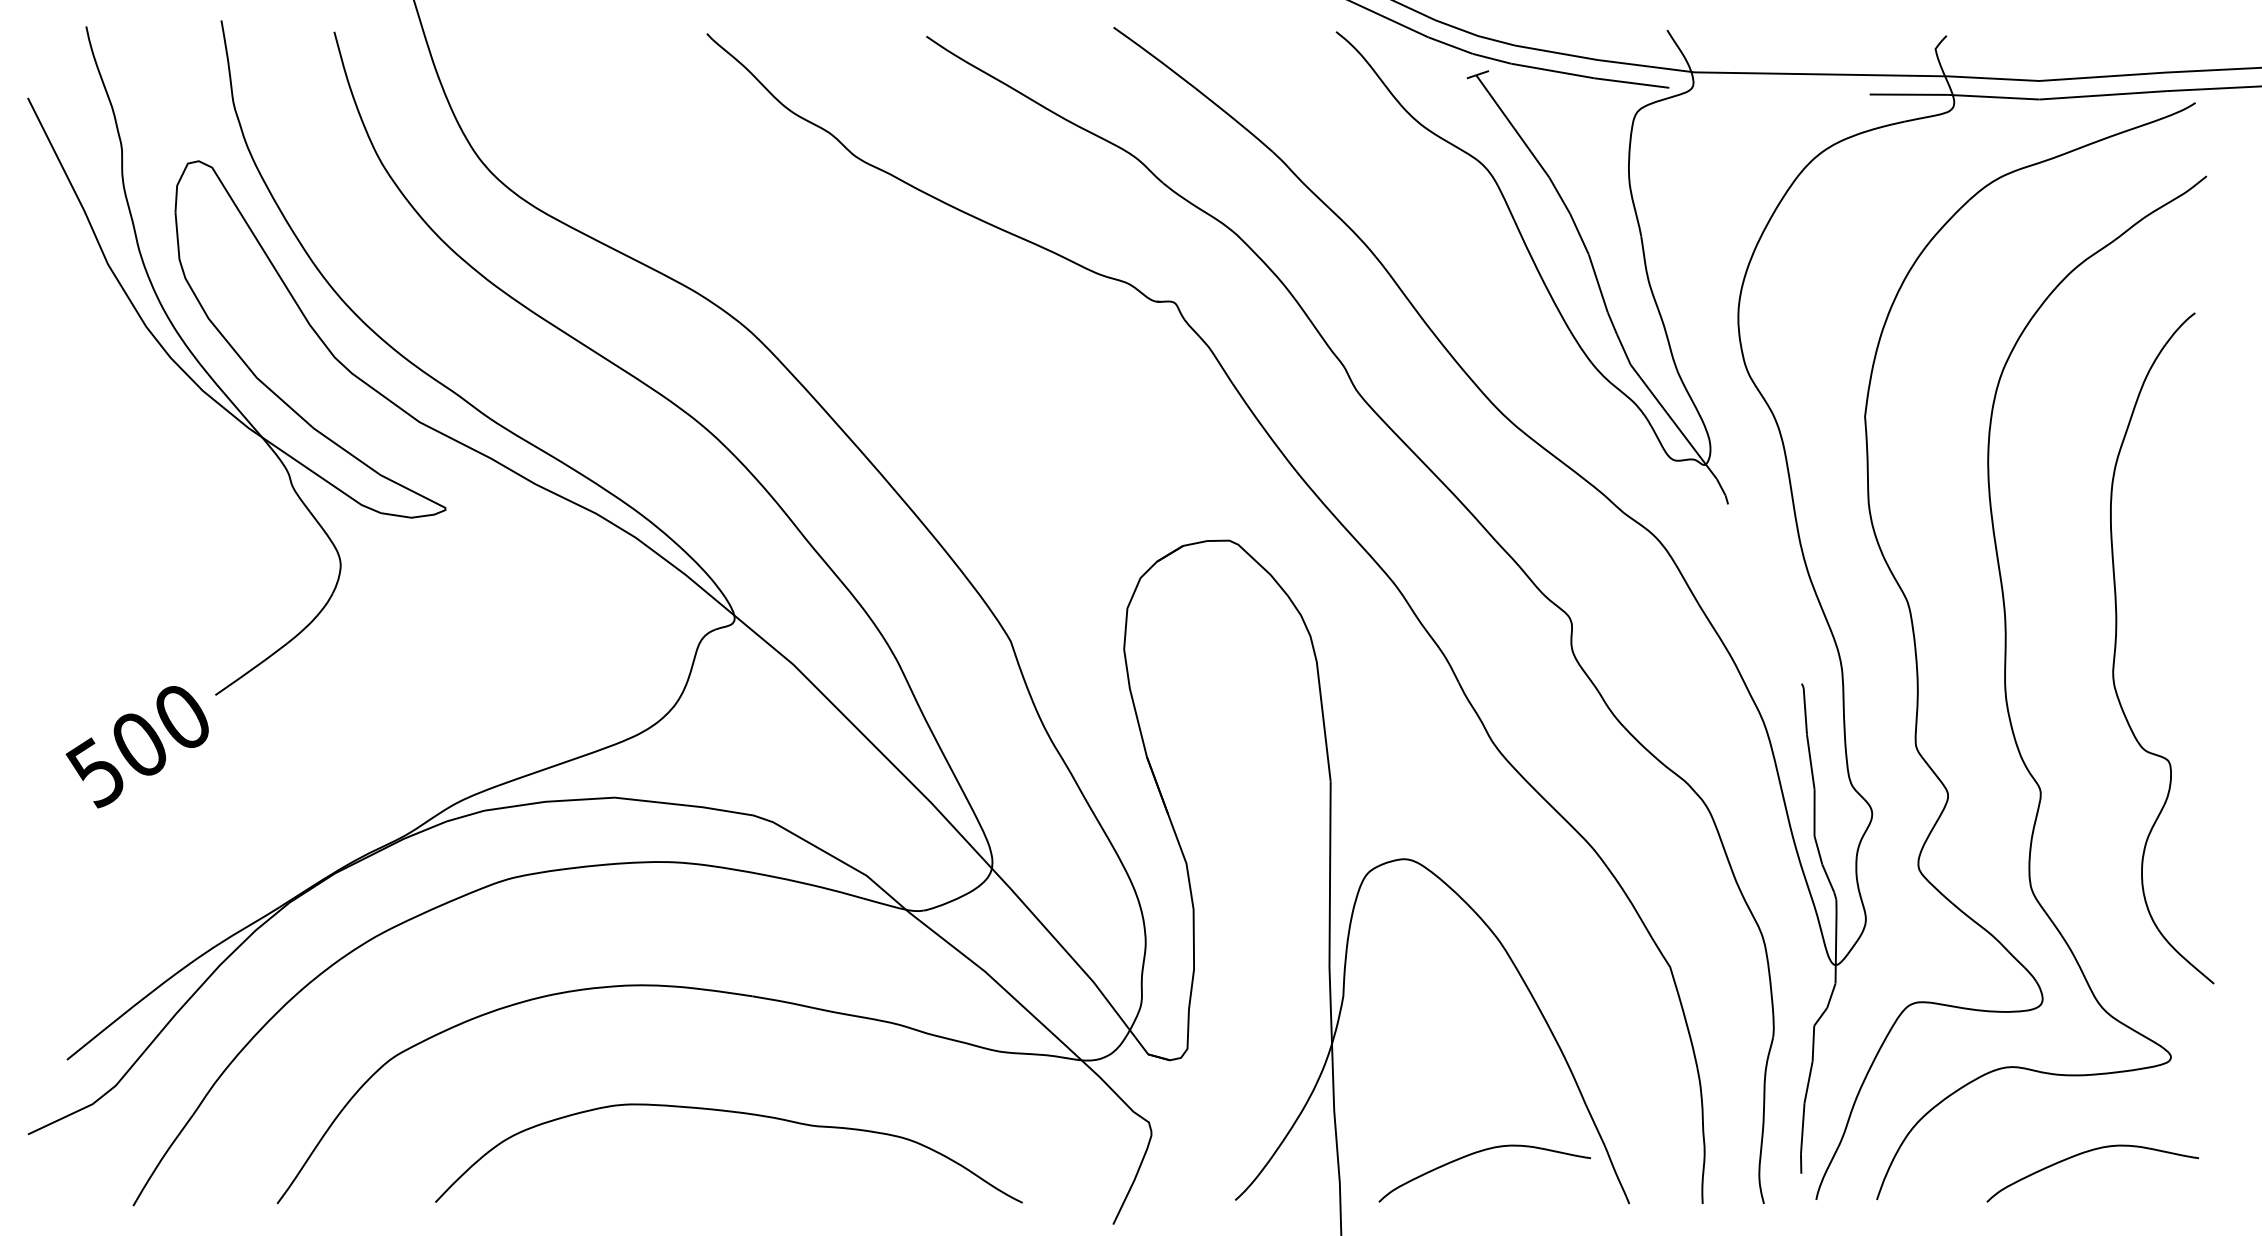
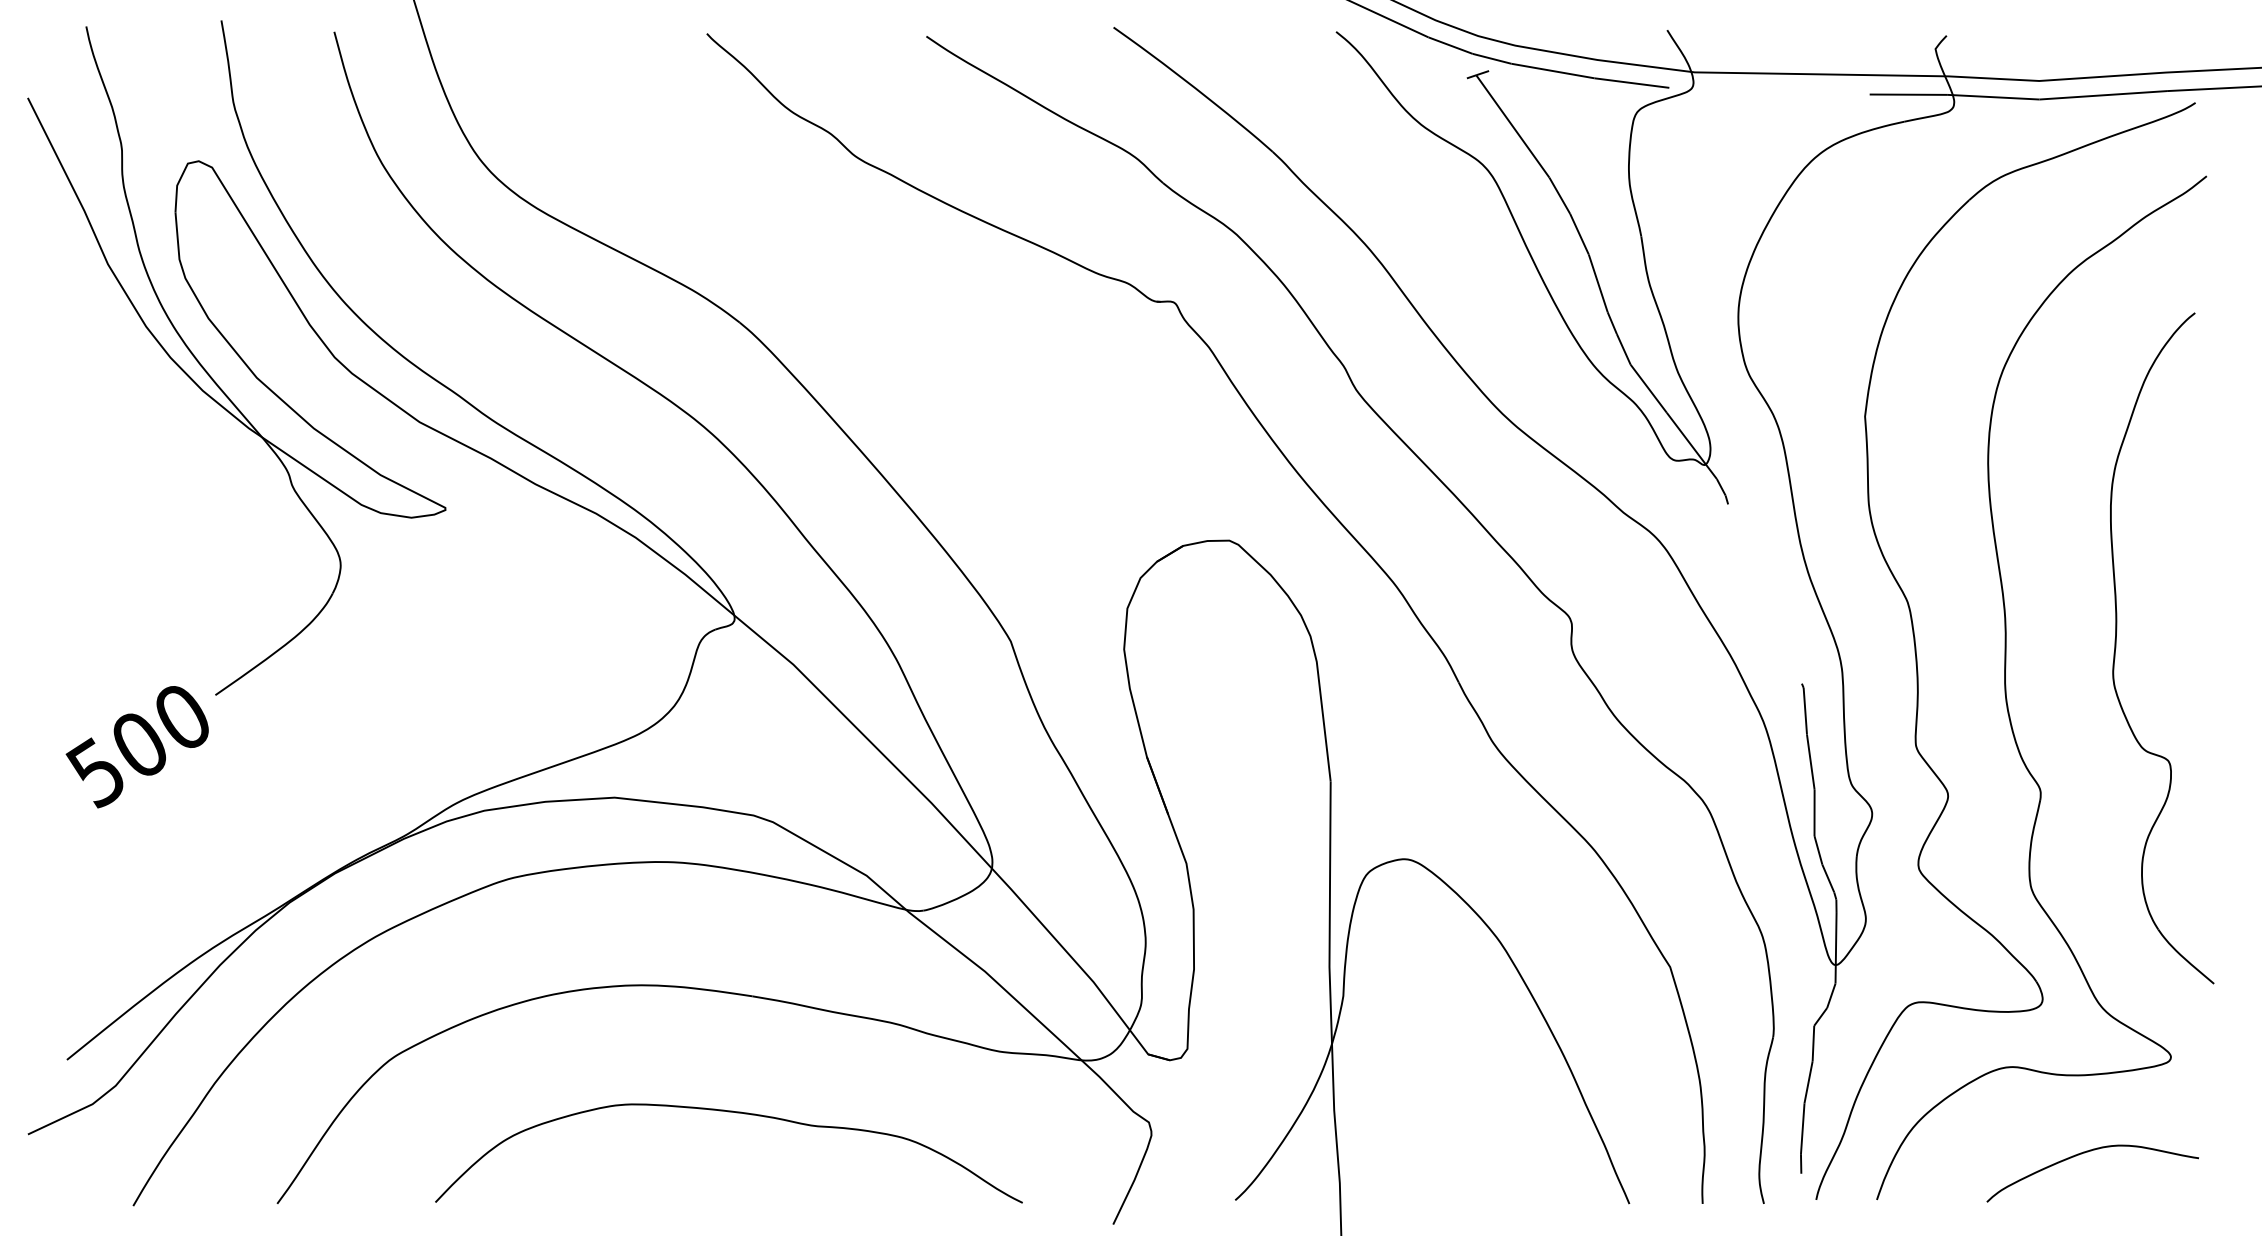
curve: present -> none (1480, 1152)
